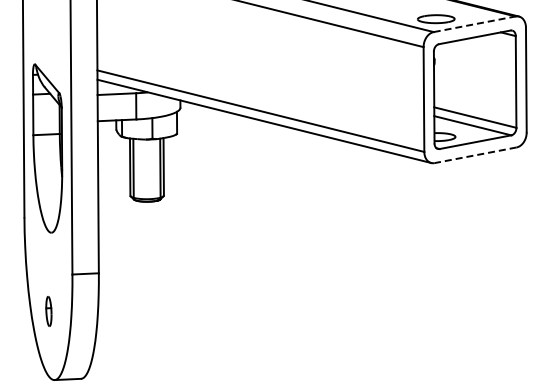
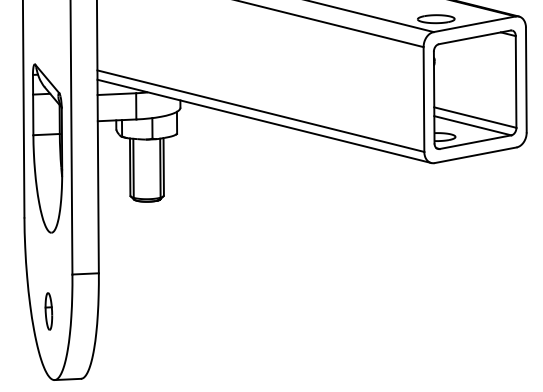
line: dashed -> solid (474, 24)
line: dashed -> solid (475, 155)
part size: 8x31 px -> 10x39 px (48, 311)
